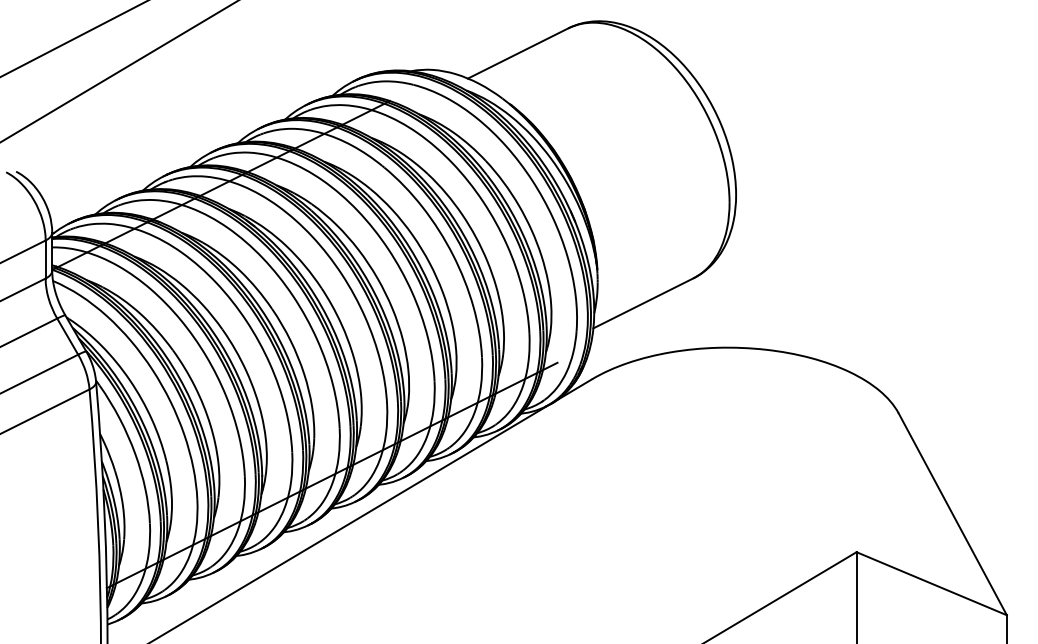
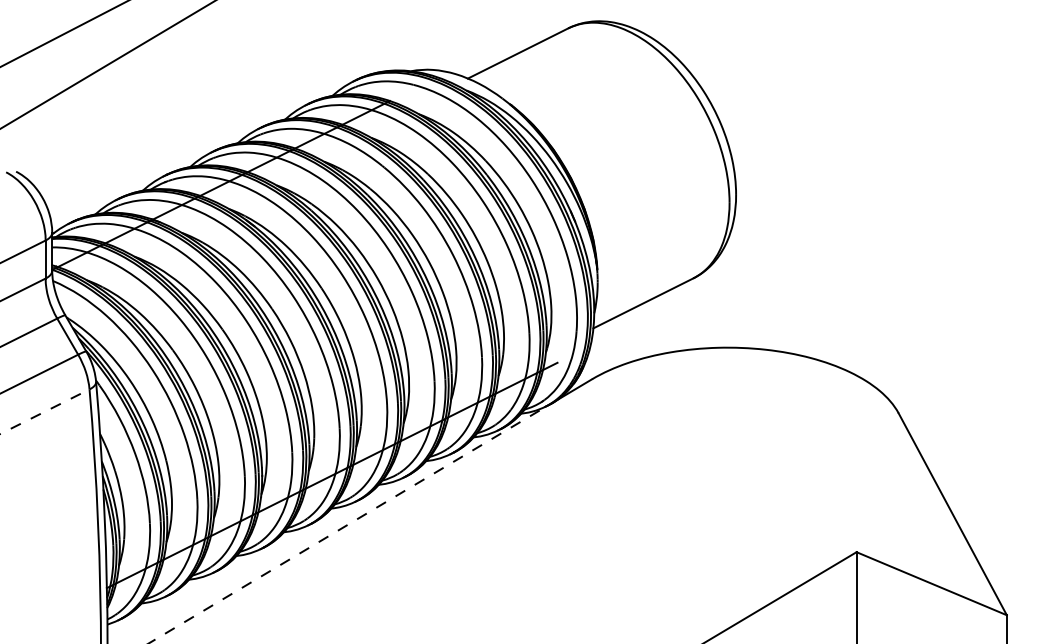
line position: (73, 38) -> (63, 34) (63, 34)
line position: (119, 71) -> (107, 64) (107, 64)
line: solid -> dashed (45, 411)
line: solid -> dashed (347, 524)
